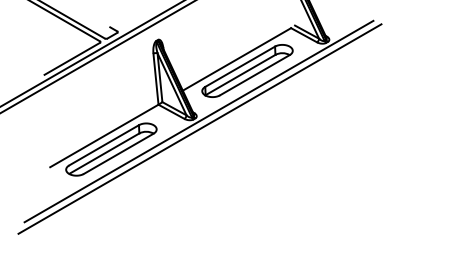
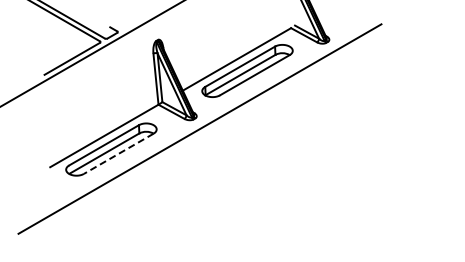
line: present -> none (97, 57)
line: present -> none (198, 121)
line: solid -> dashed (118, 154)
